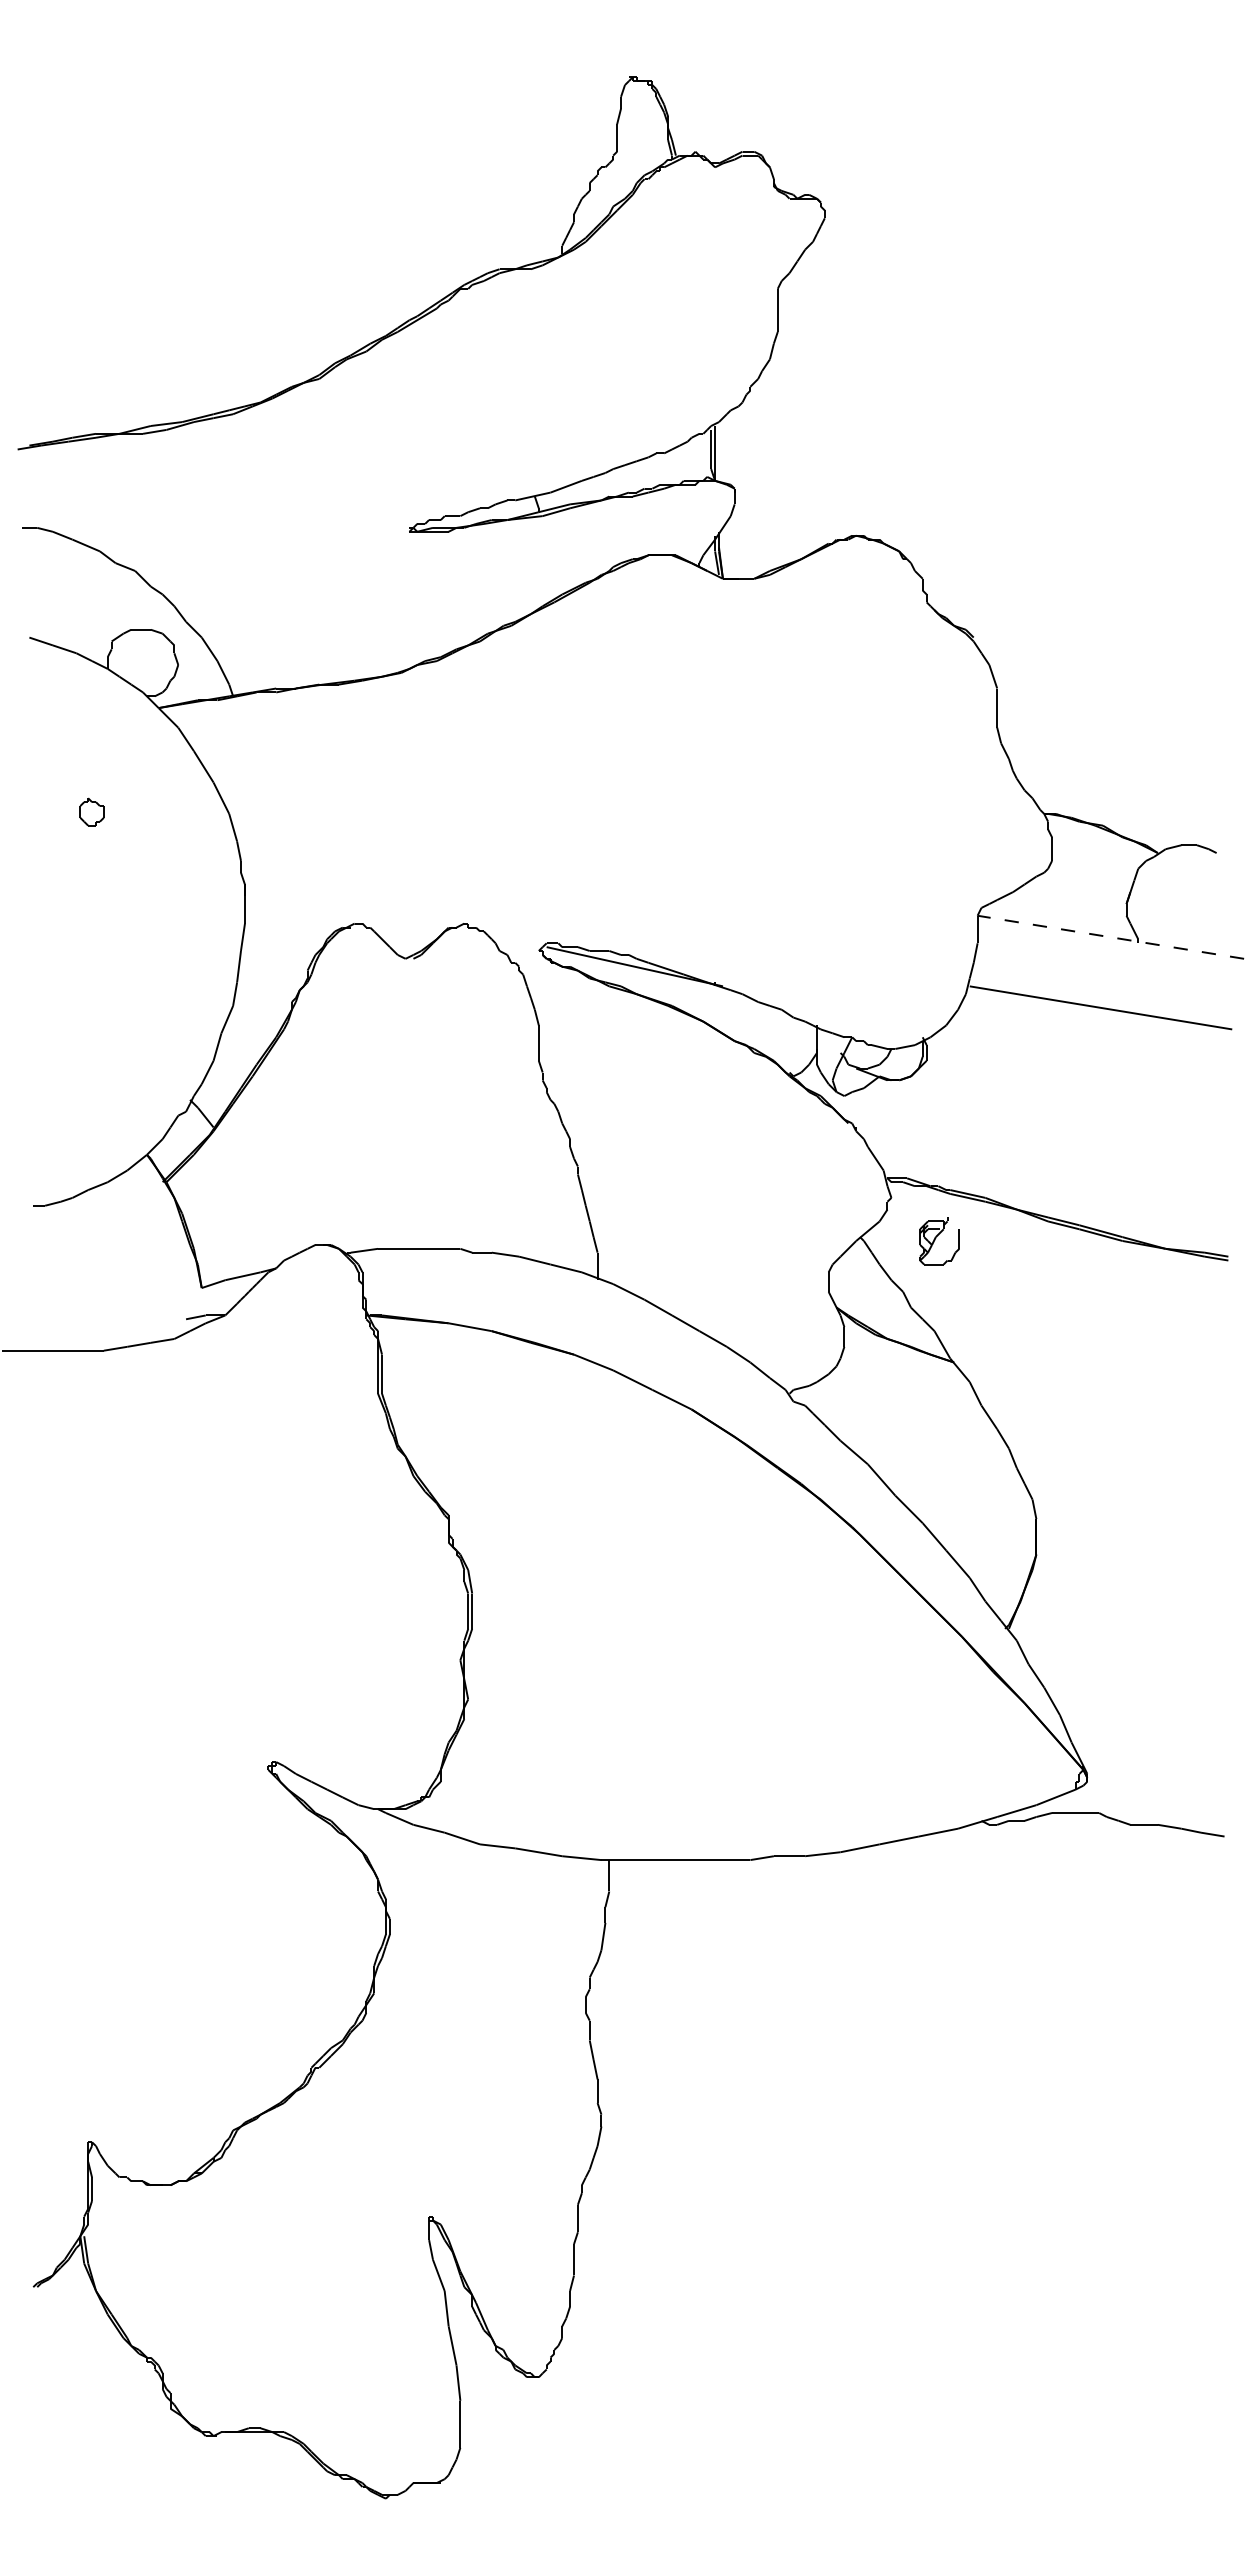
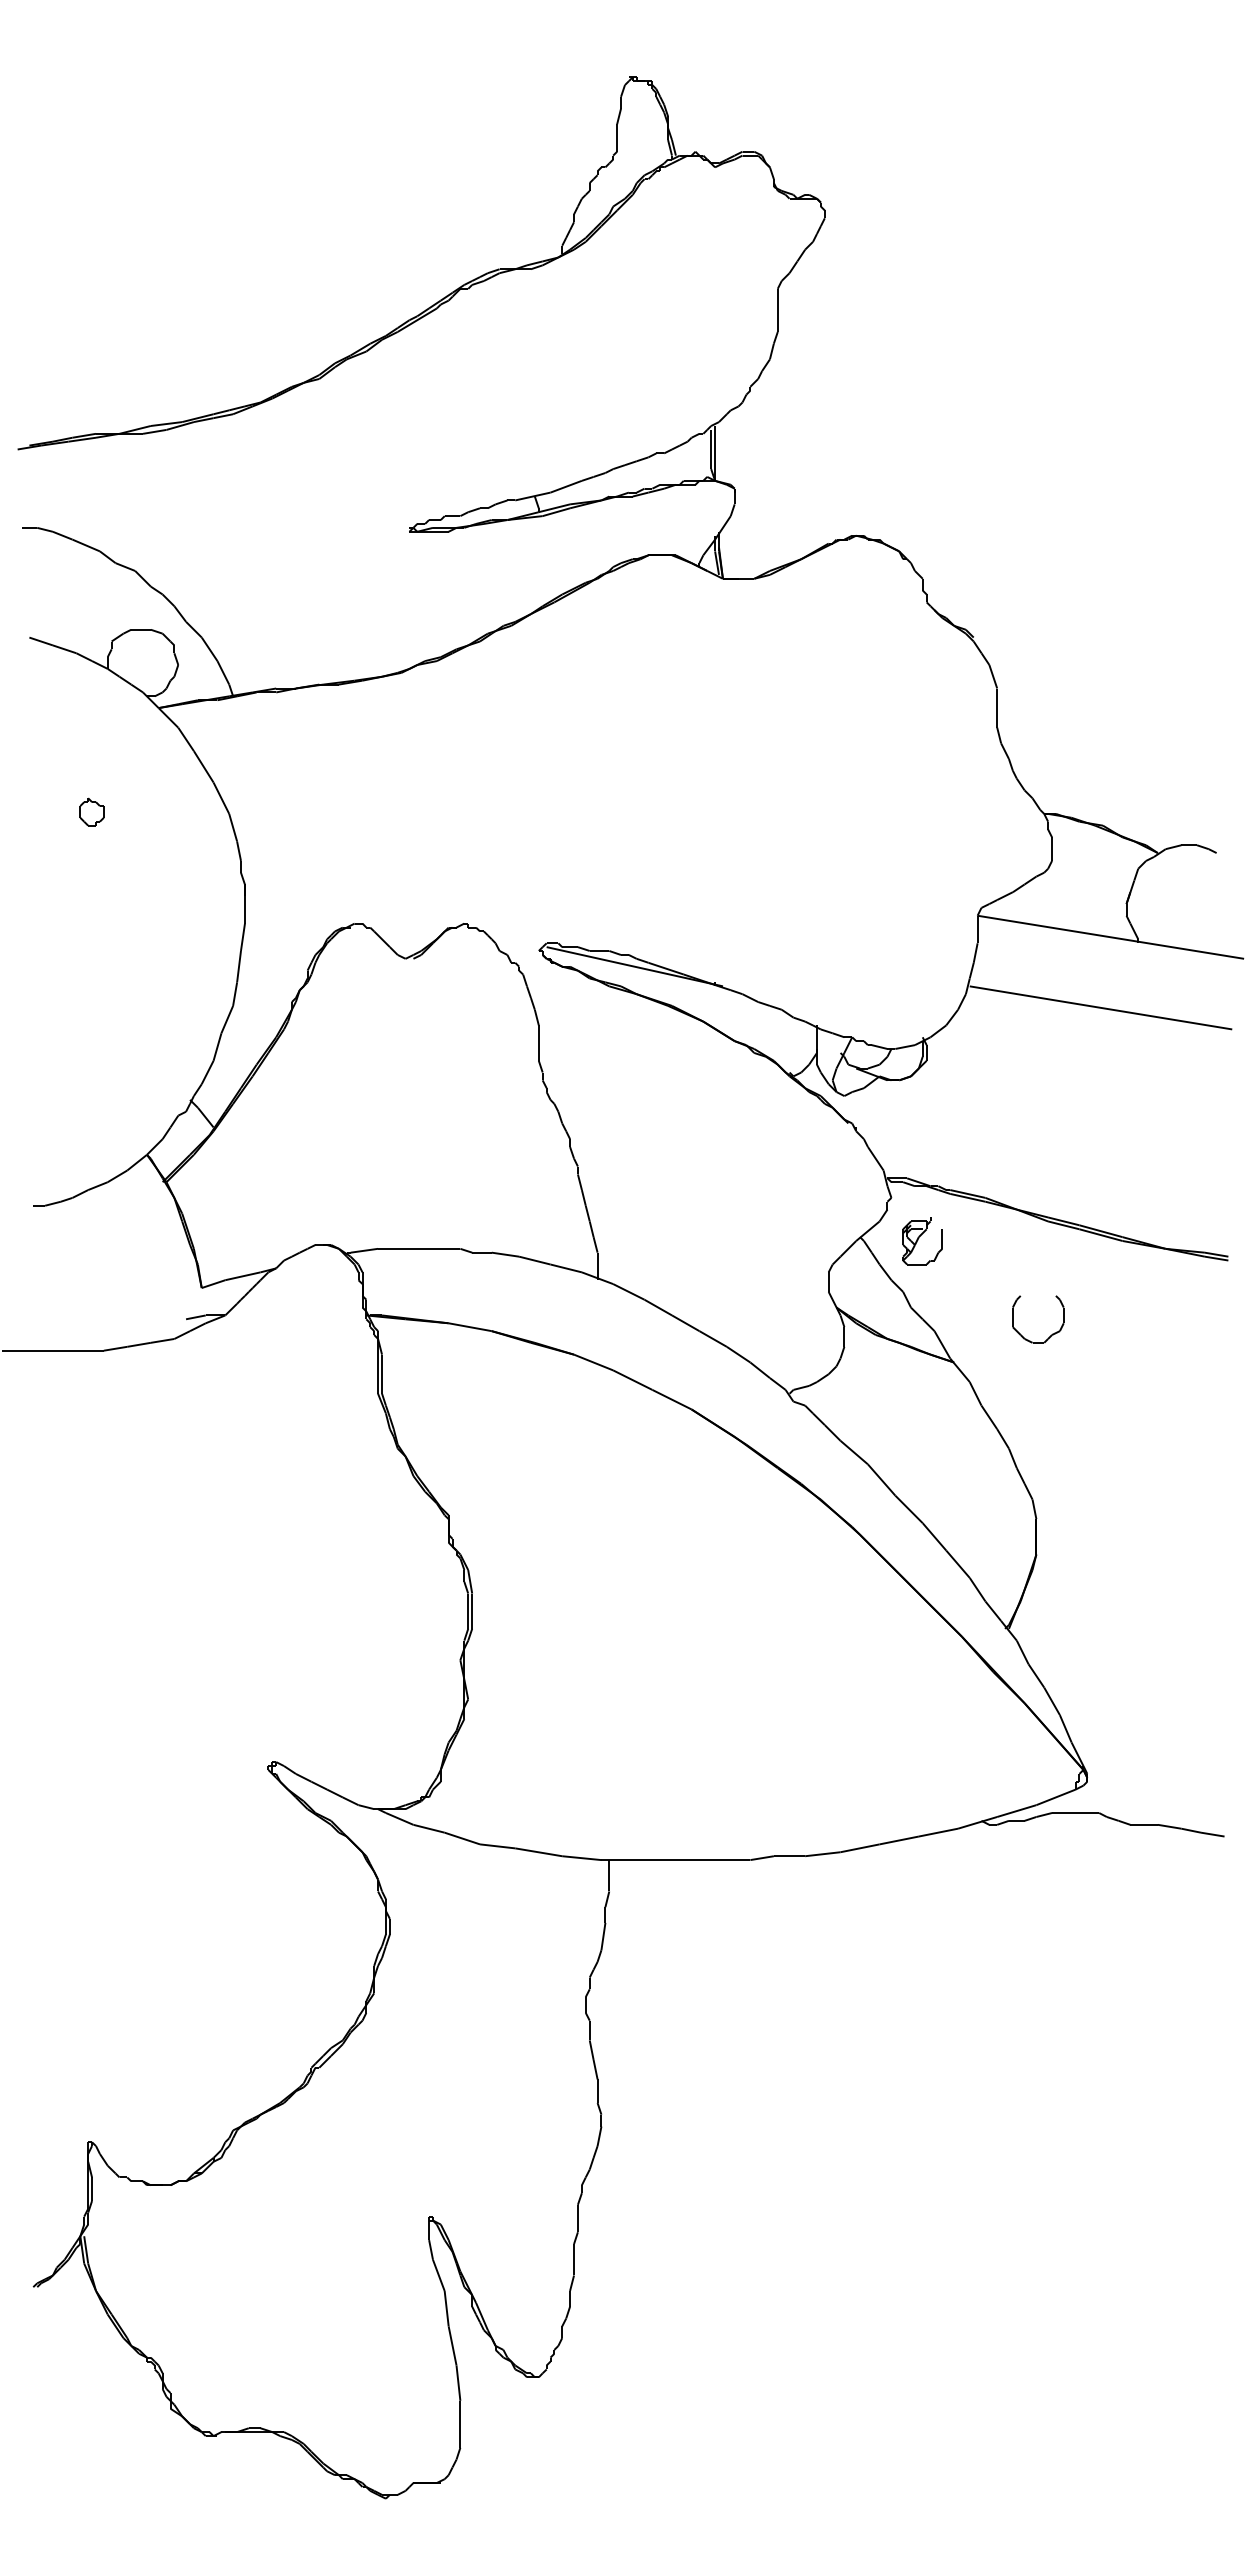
line: dashed -> solid (1110, 937)
part position: (939, 1241) -> (922, 1241) (922, 1241)
part: none -> present (1052, 1333)
